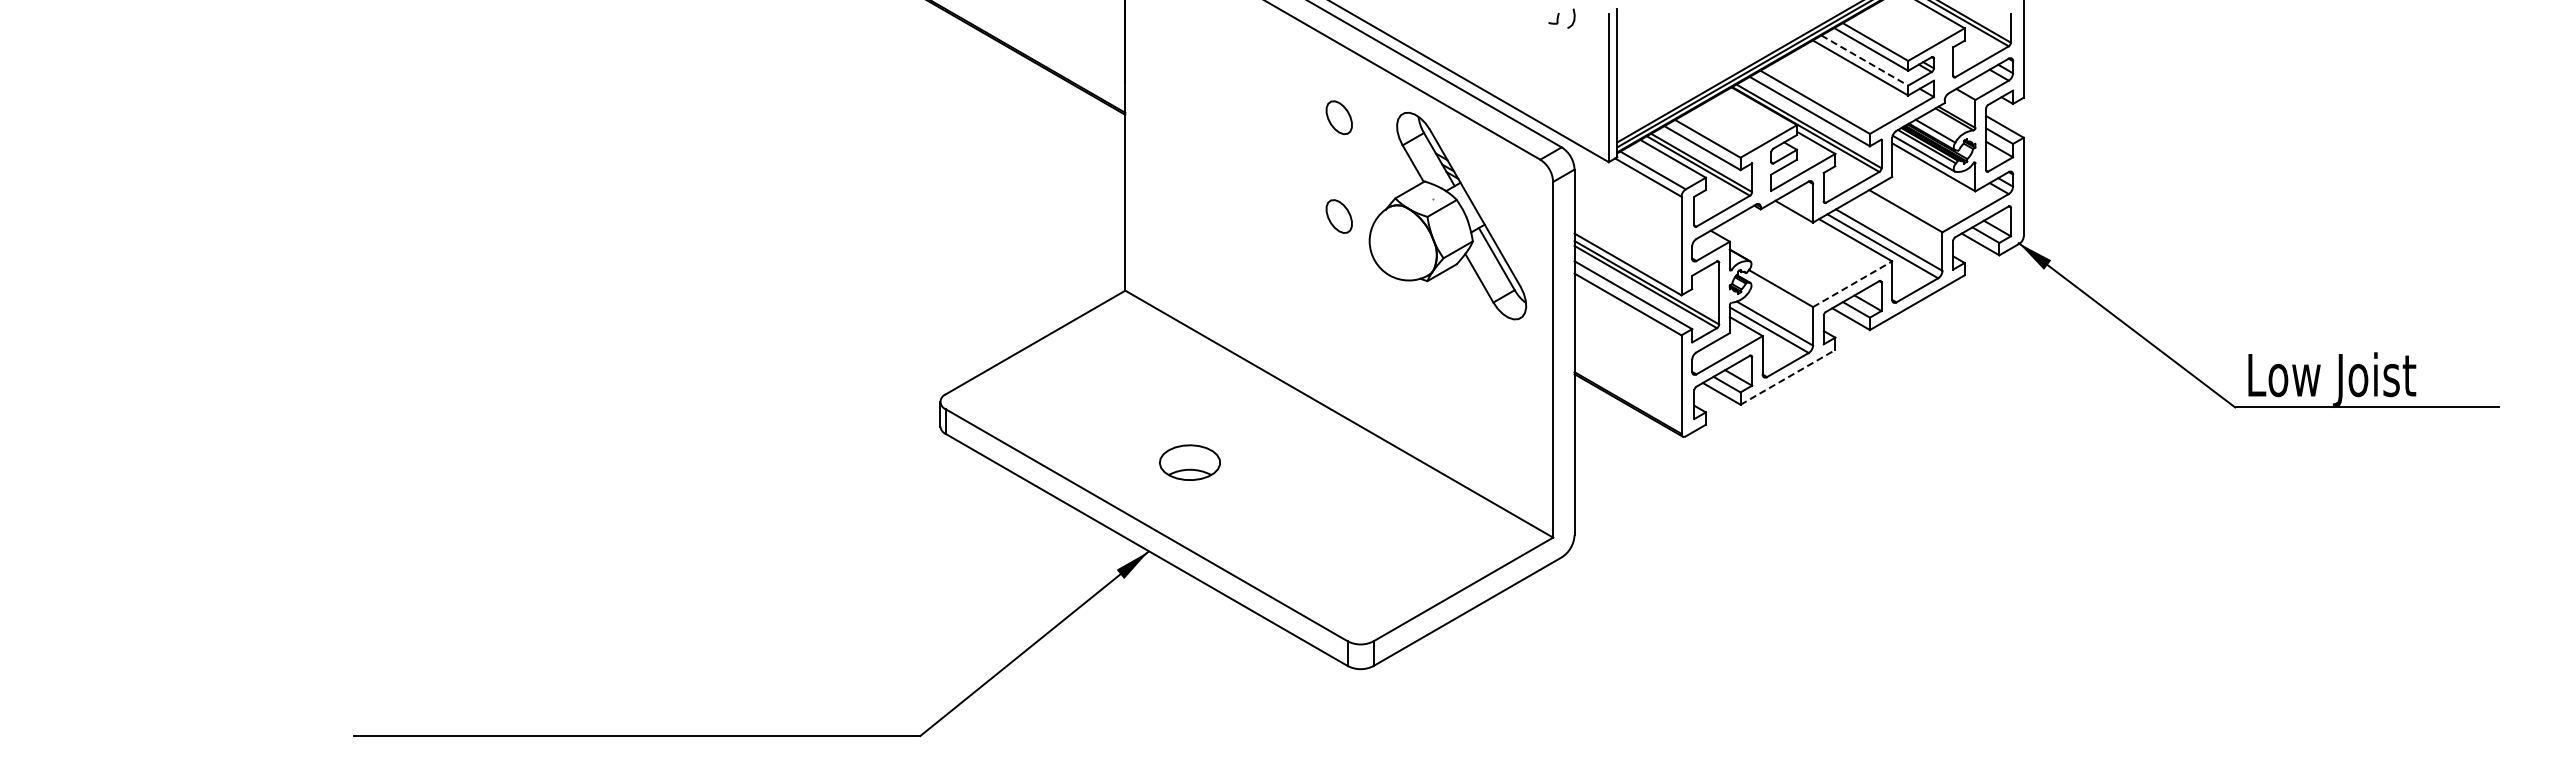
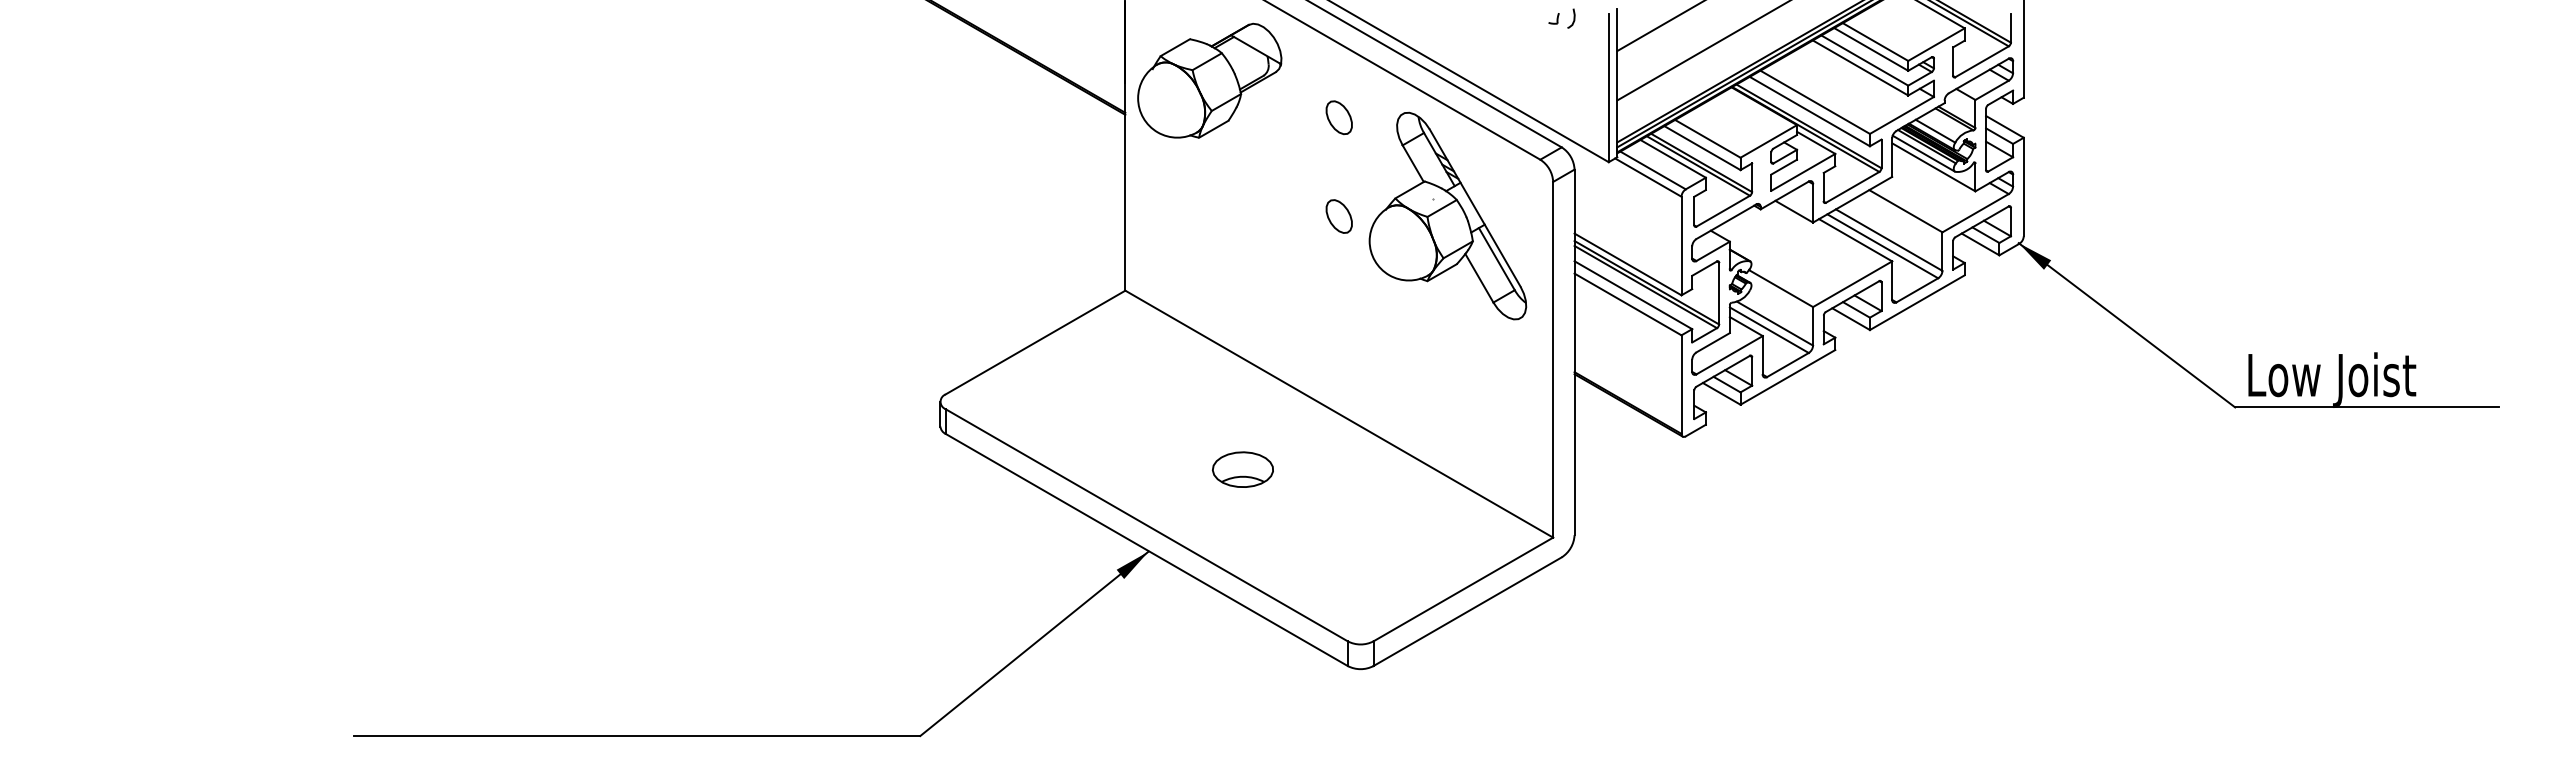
line: none -> present (1659, 26)
line: none -> present (1702, 51)
line: dashed -> solid (1865, 60)
part: none -> present (1209, 80)
line: dashed -> solid (1852, 284)
line: dashed -> solid (1787, 377)
part position: (1189, 462) -> (1242, 469) (1242, 469)
